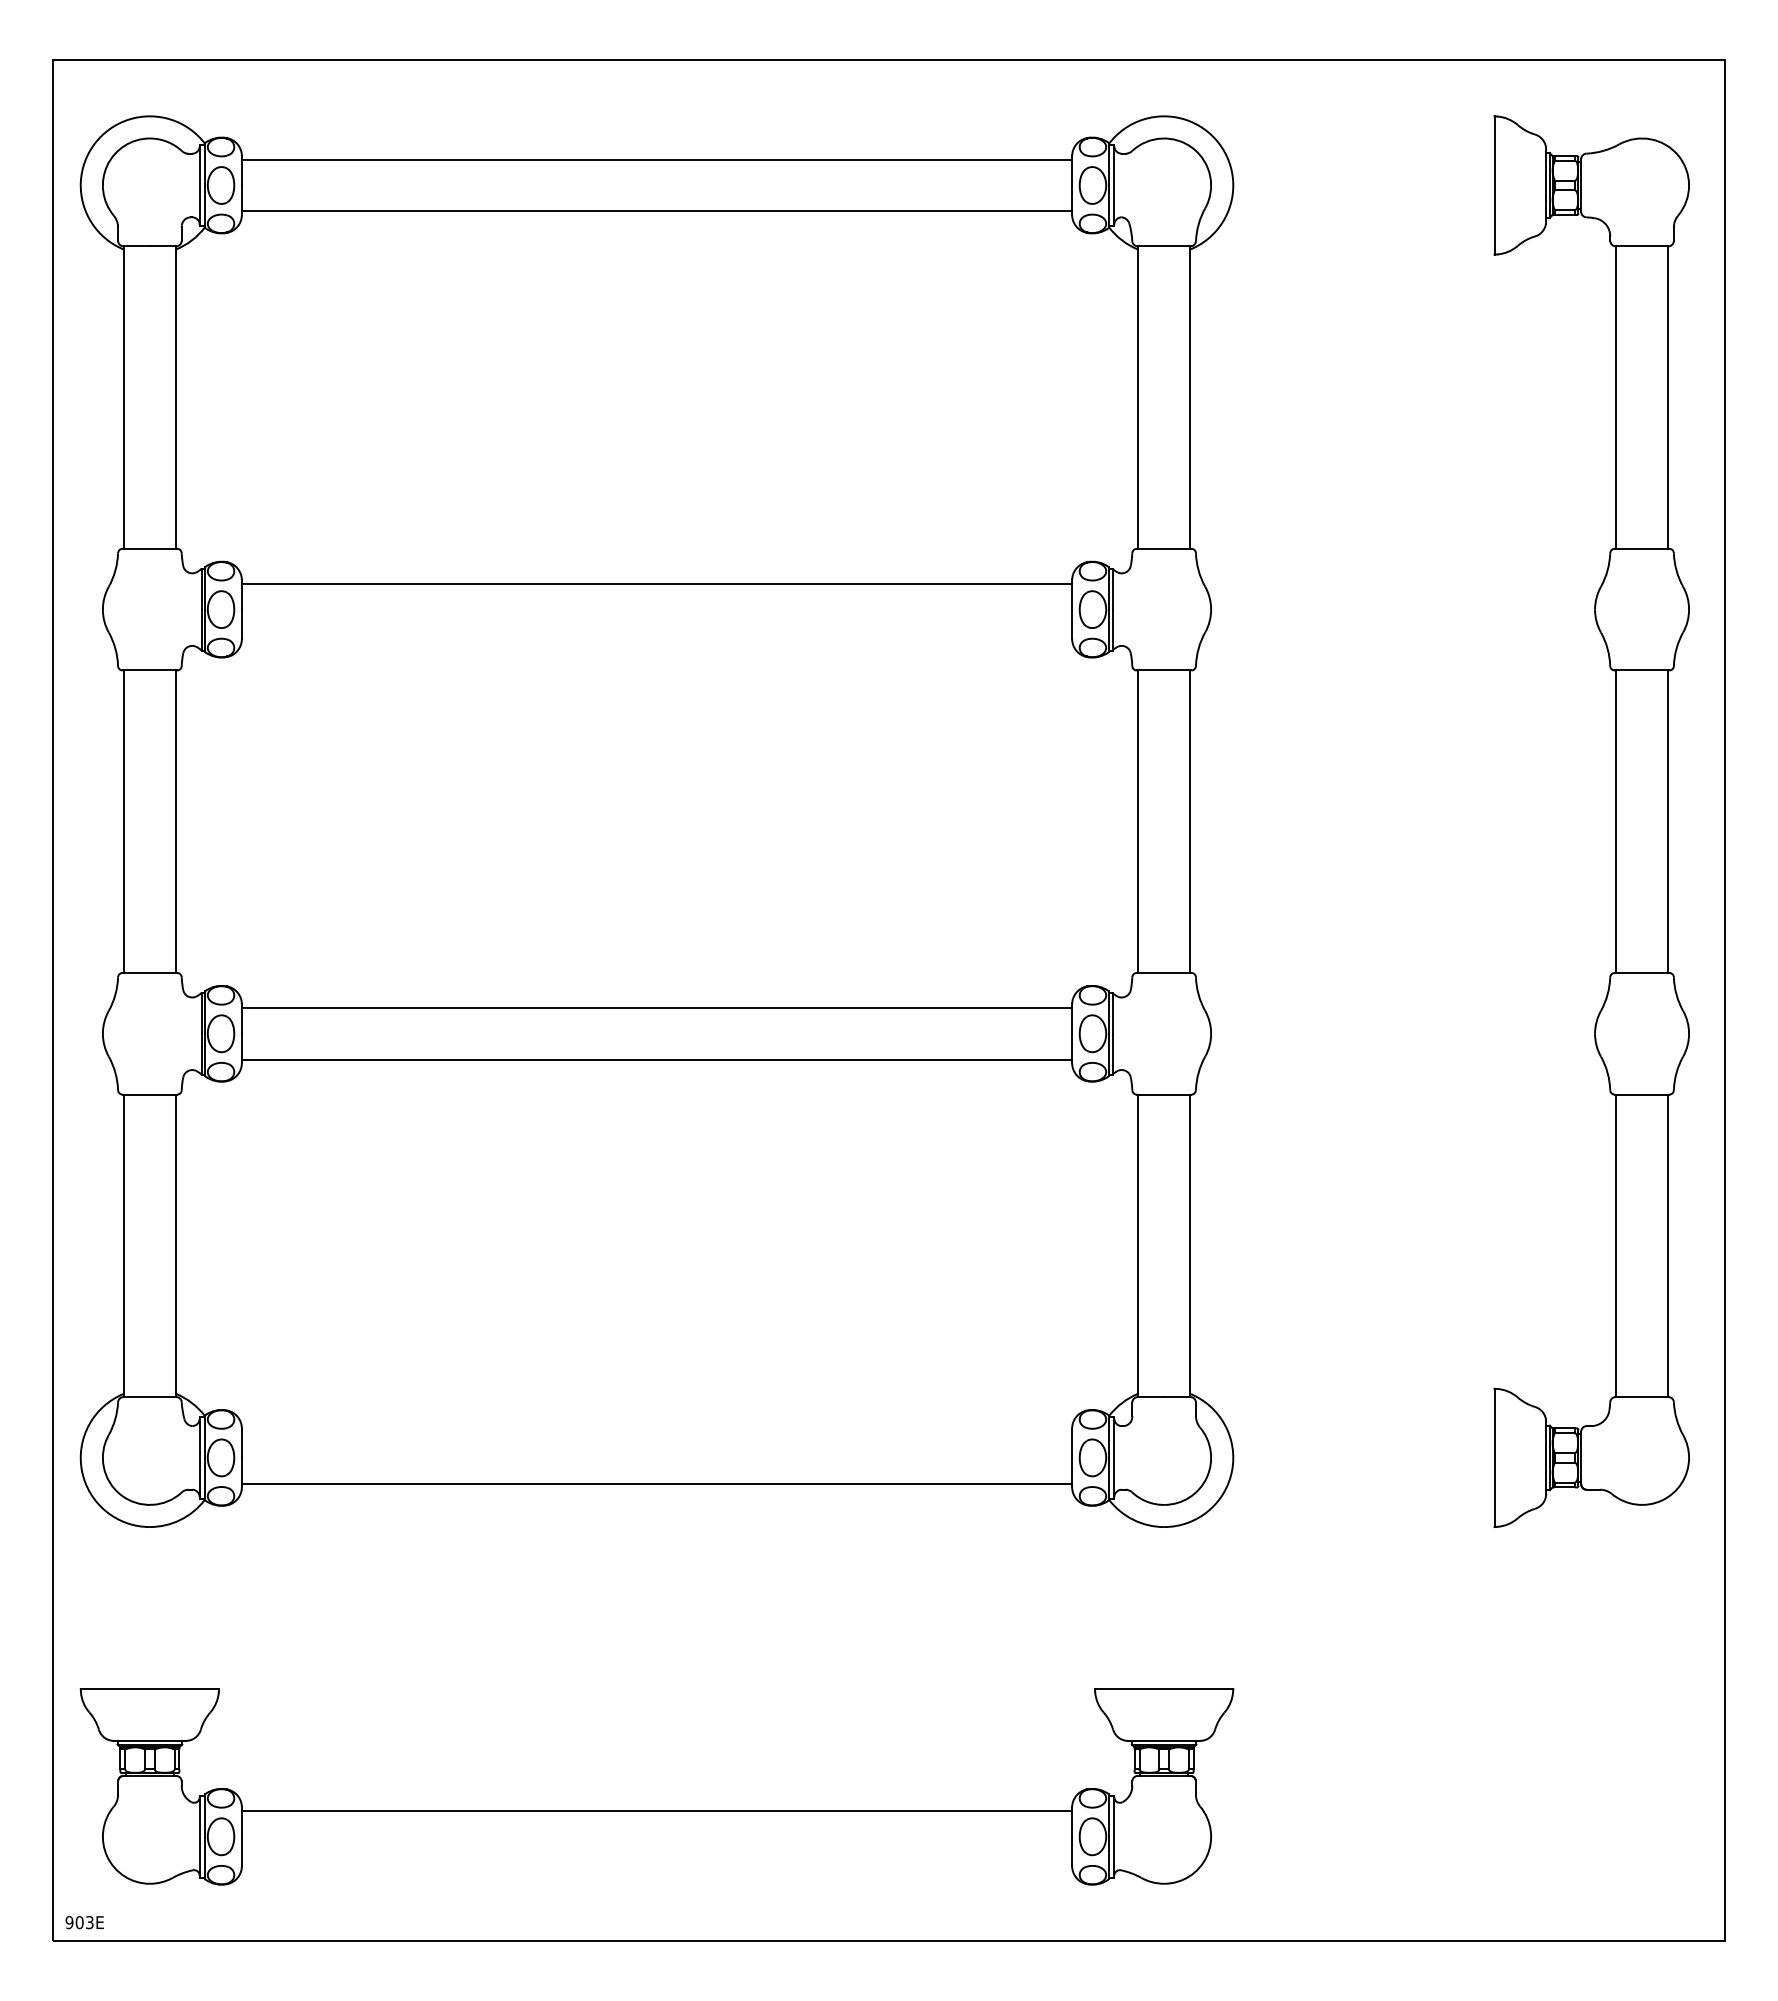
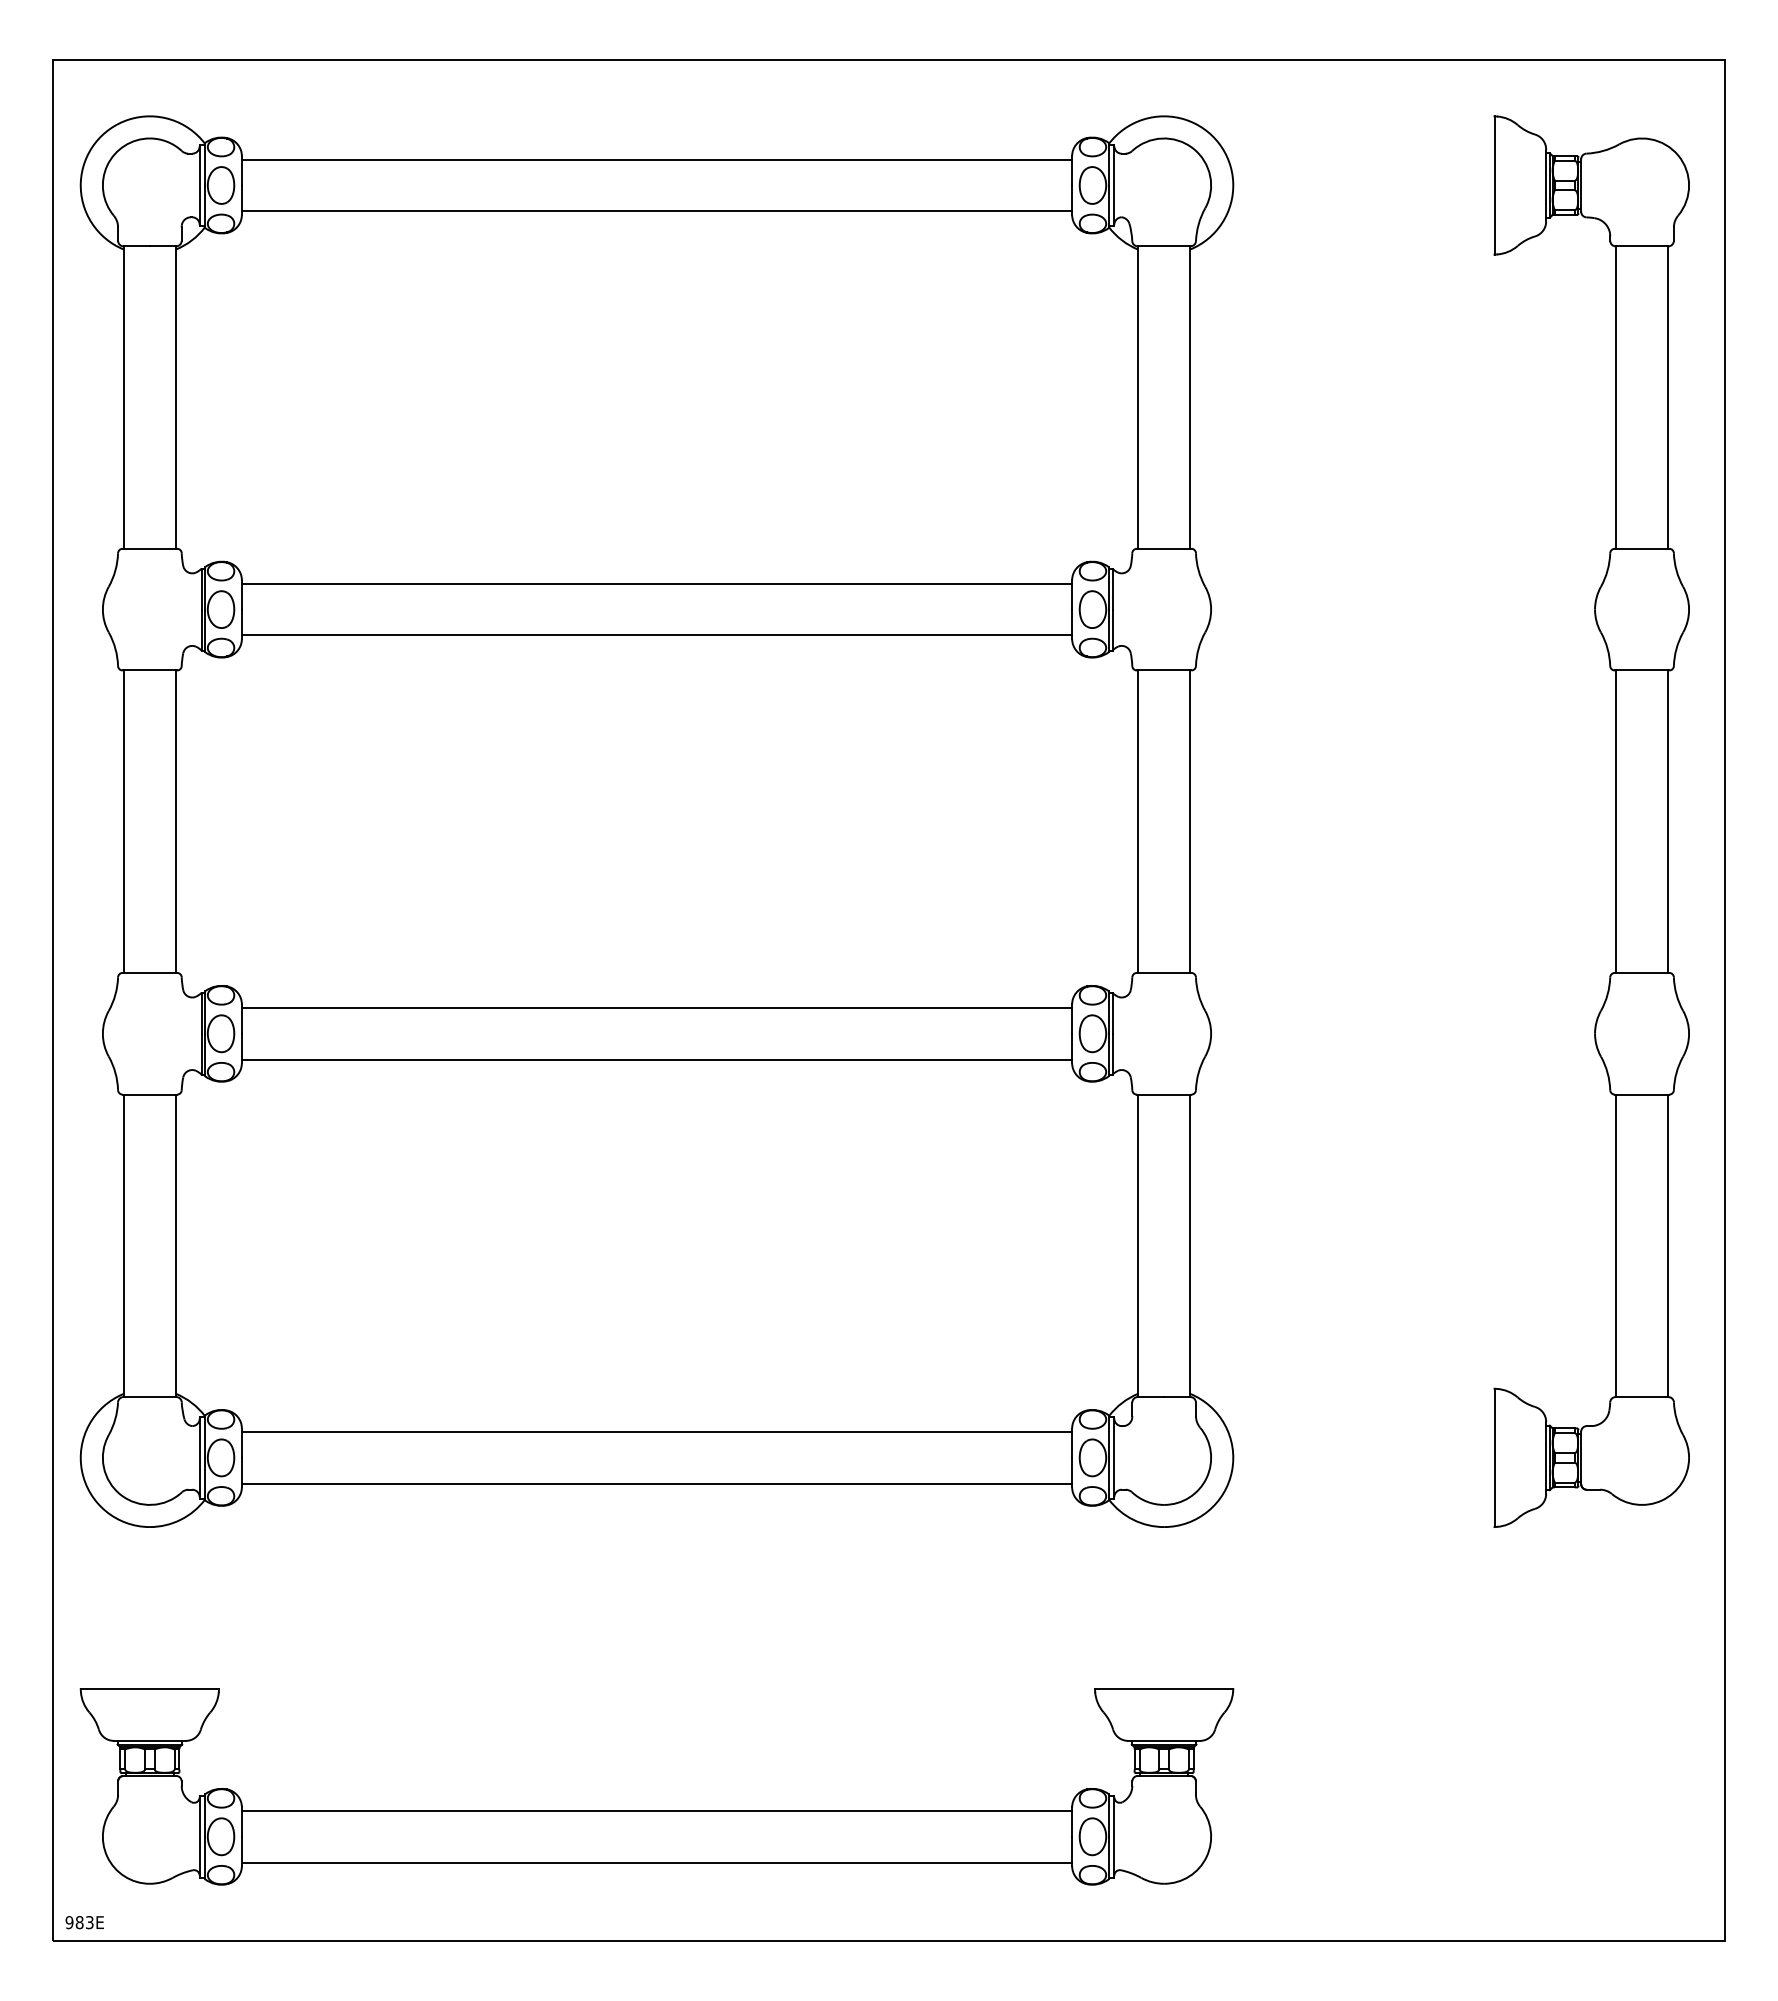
line: none -> present (656, 635)
line: none -> present (656, 1432)
line: none -> present (656, 1862)
text: 903E -> 983E (79, 1922)
